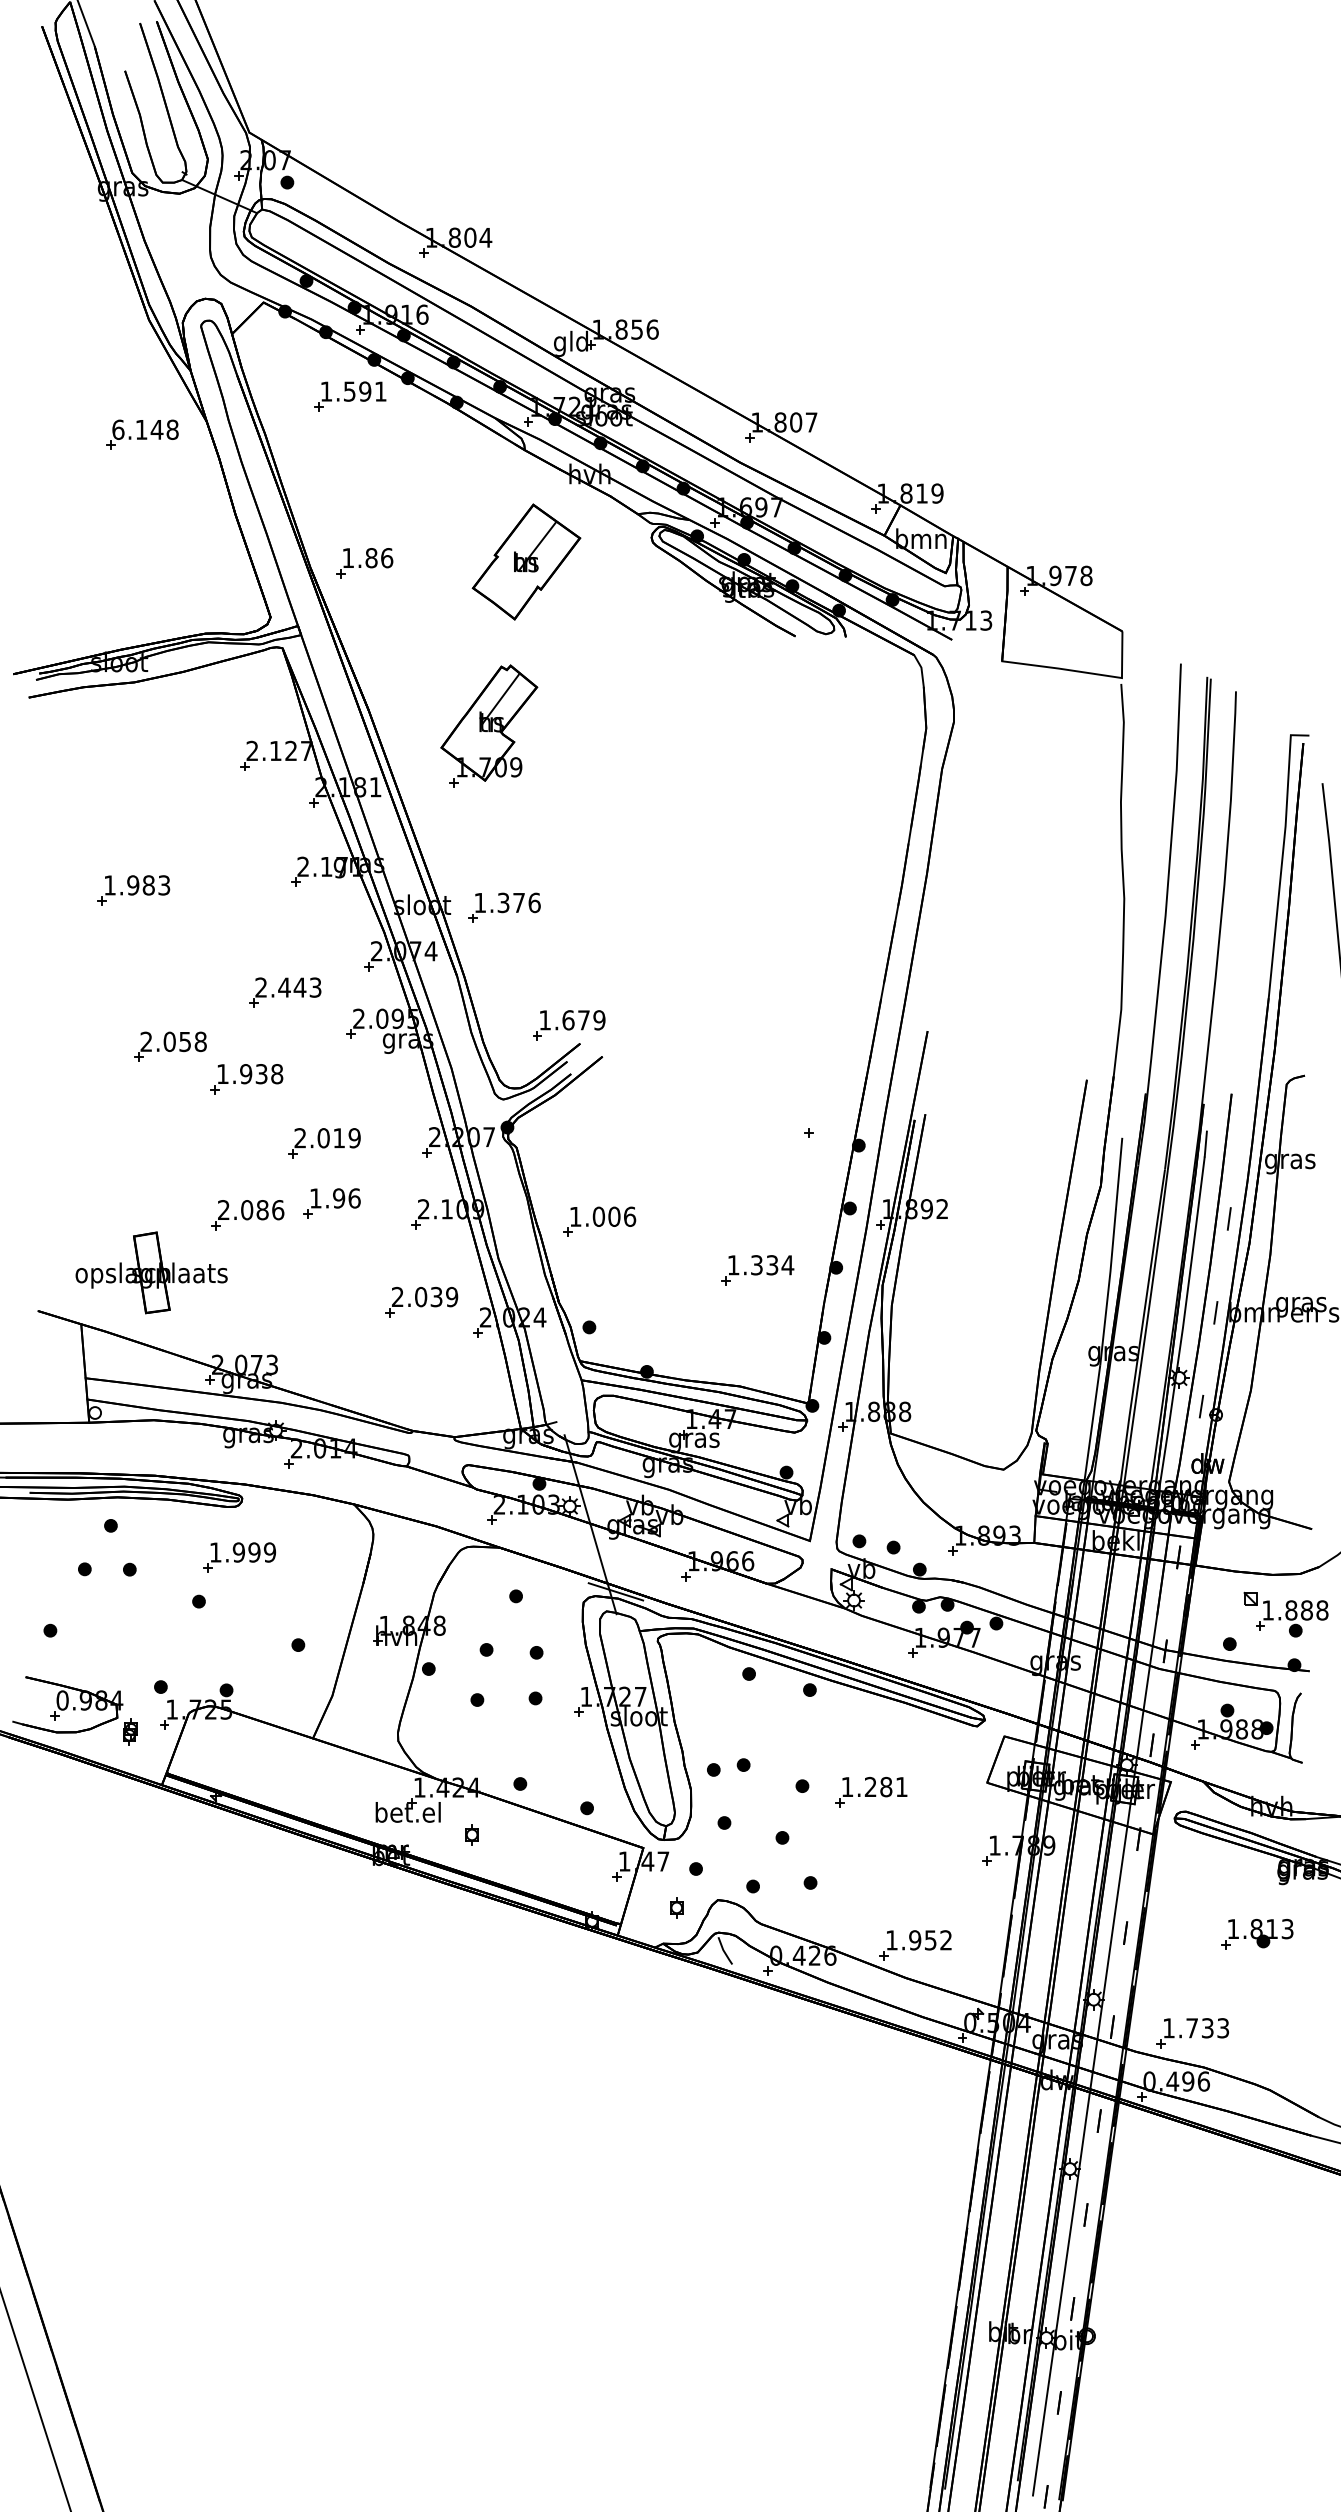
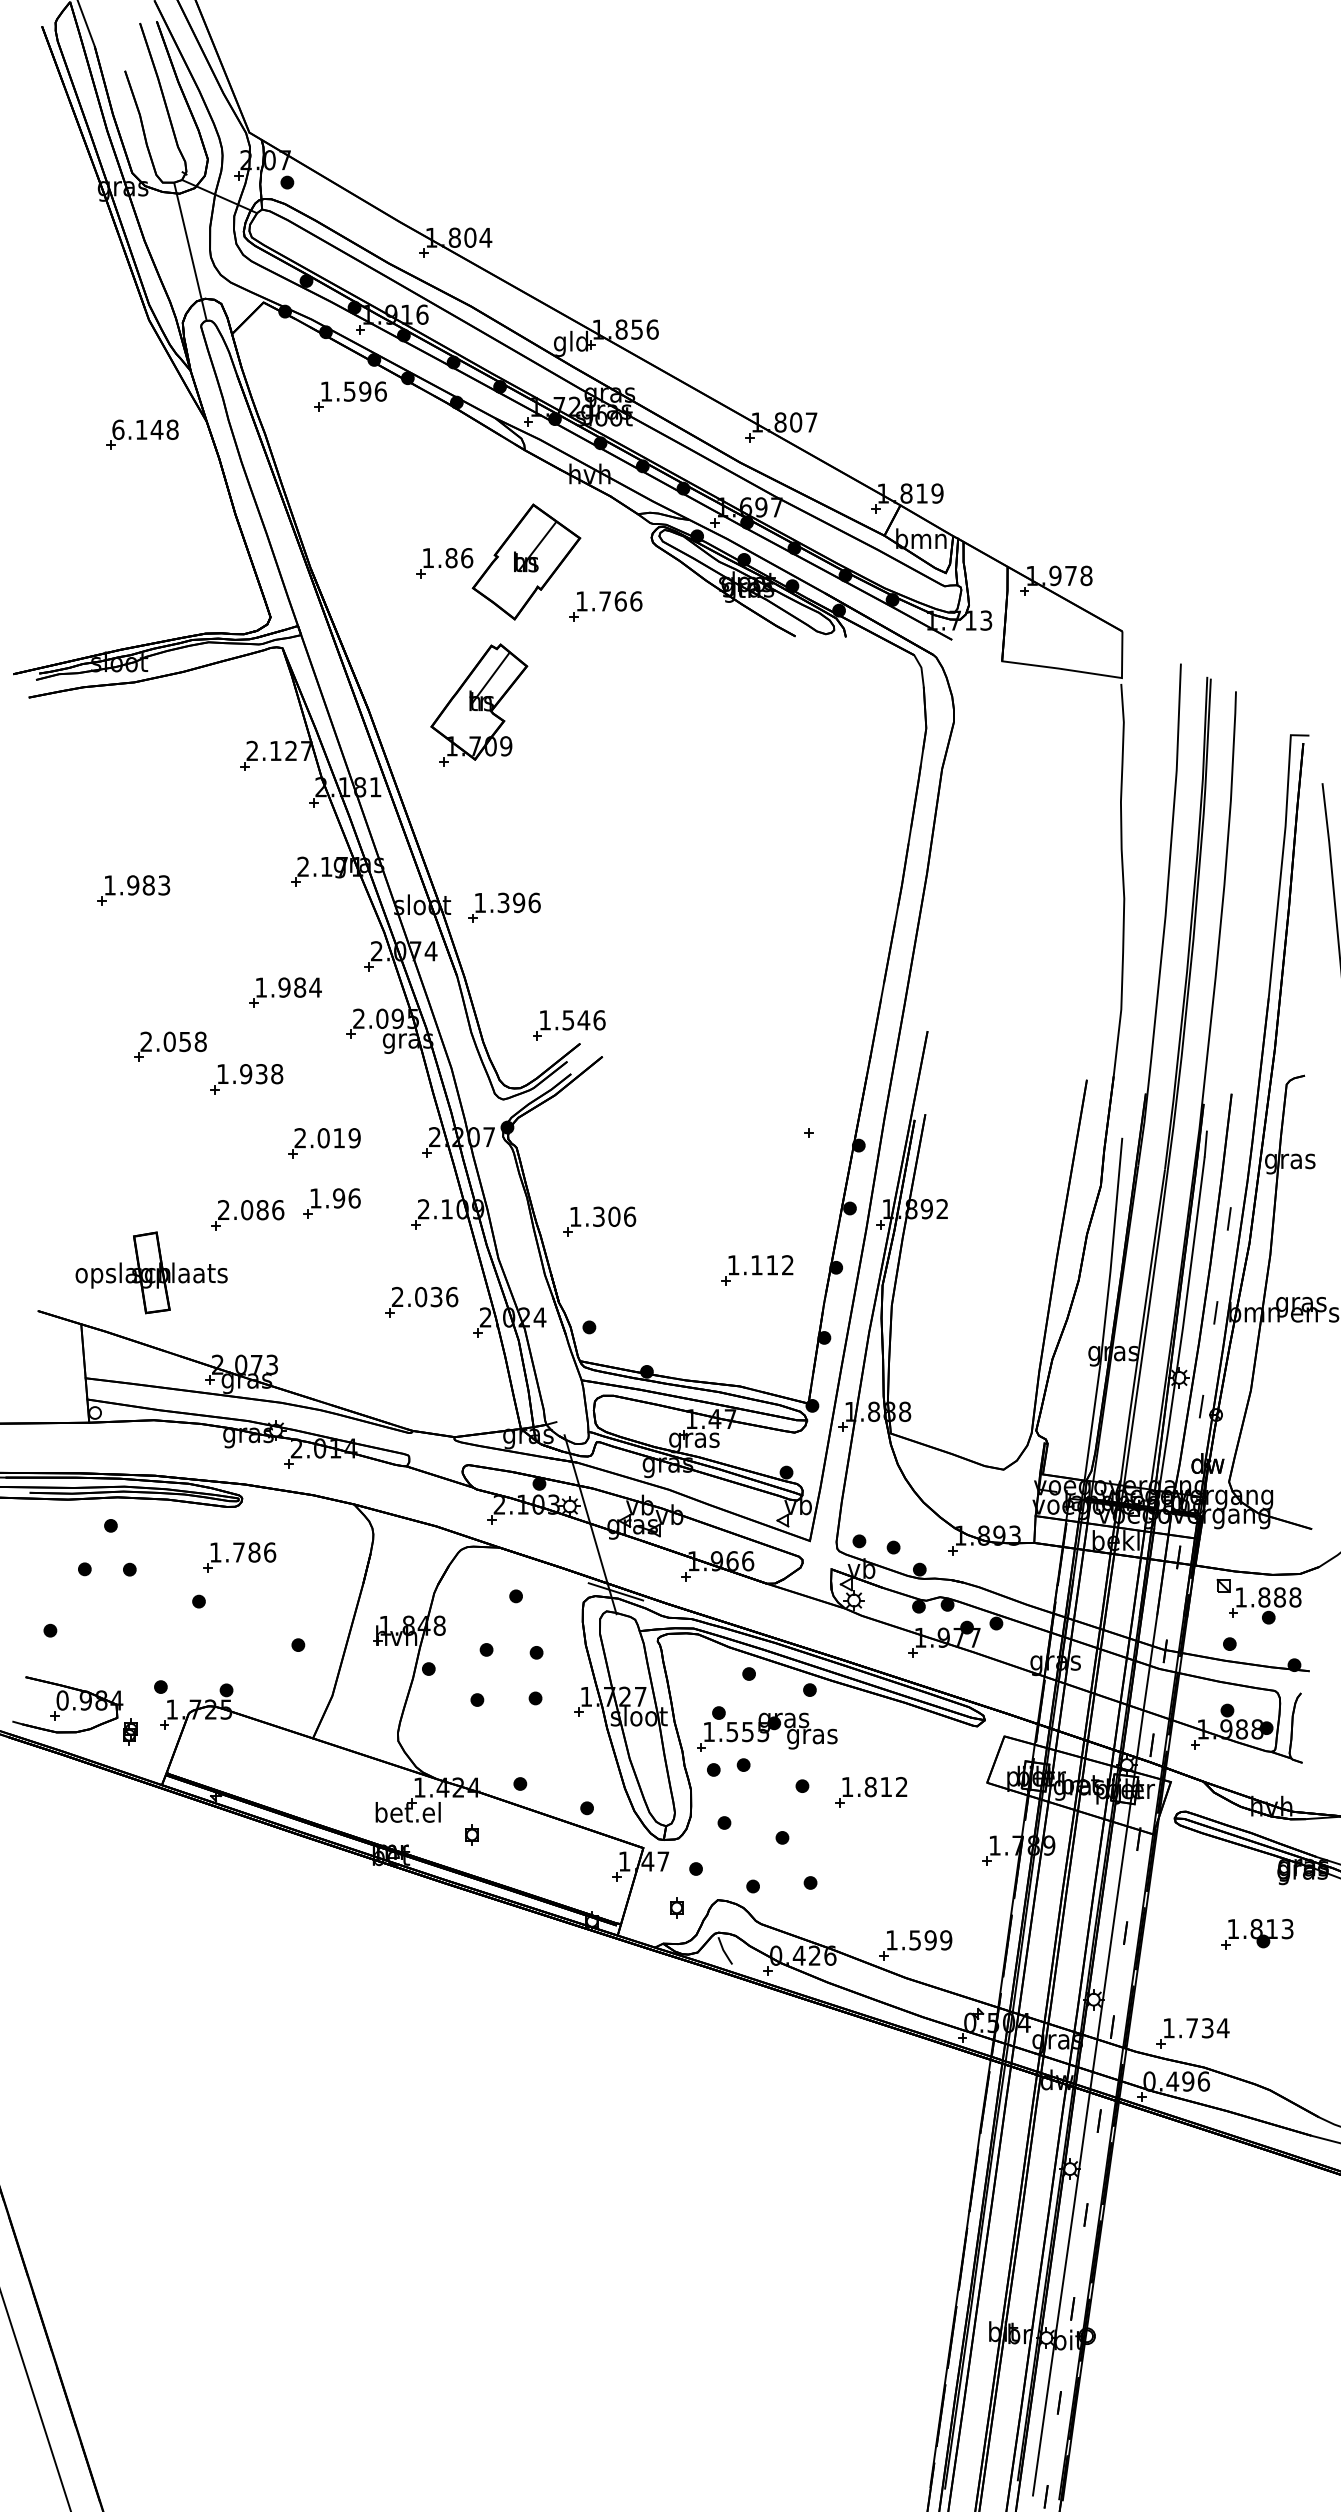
line: none -> present (190, 251)
text: 1.591 -> 1.596 (380, 391)
part position: (364, 563) -> (444, 563) (444, 563)
part: none -> present (605, 606)
part position: (489, 725) -> (479, 704) (479, 704)
text: 1.376 -> 1.396 (519, 902)
text: 2.443 -> 1.984 (288, 987)
text: 1.679 -> 1.546 (583, 1020)
text: 1.006 -> 1.306 (598, 1216)
text: 1.334 -> 1.112 (772, 1265)
text: 2.039 -> 2.036 (452, 1296)
text: 1.999 -> 1.786 (254, 1552)
part position: (1285, 1614) -> (1258, 1601) (1258, 1601)
part: none -> present (767, 1728)
text: 1.281 -> 1.812 (885, 1786)
text: 1.952 -> 1.599 (930, 1940)
text: 1.733 -> 1.734 (1222, 2028)
